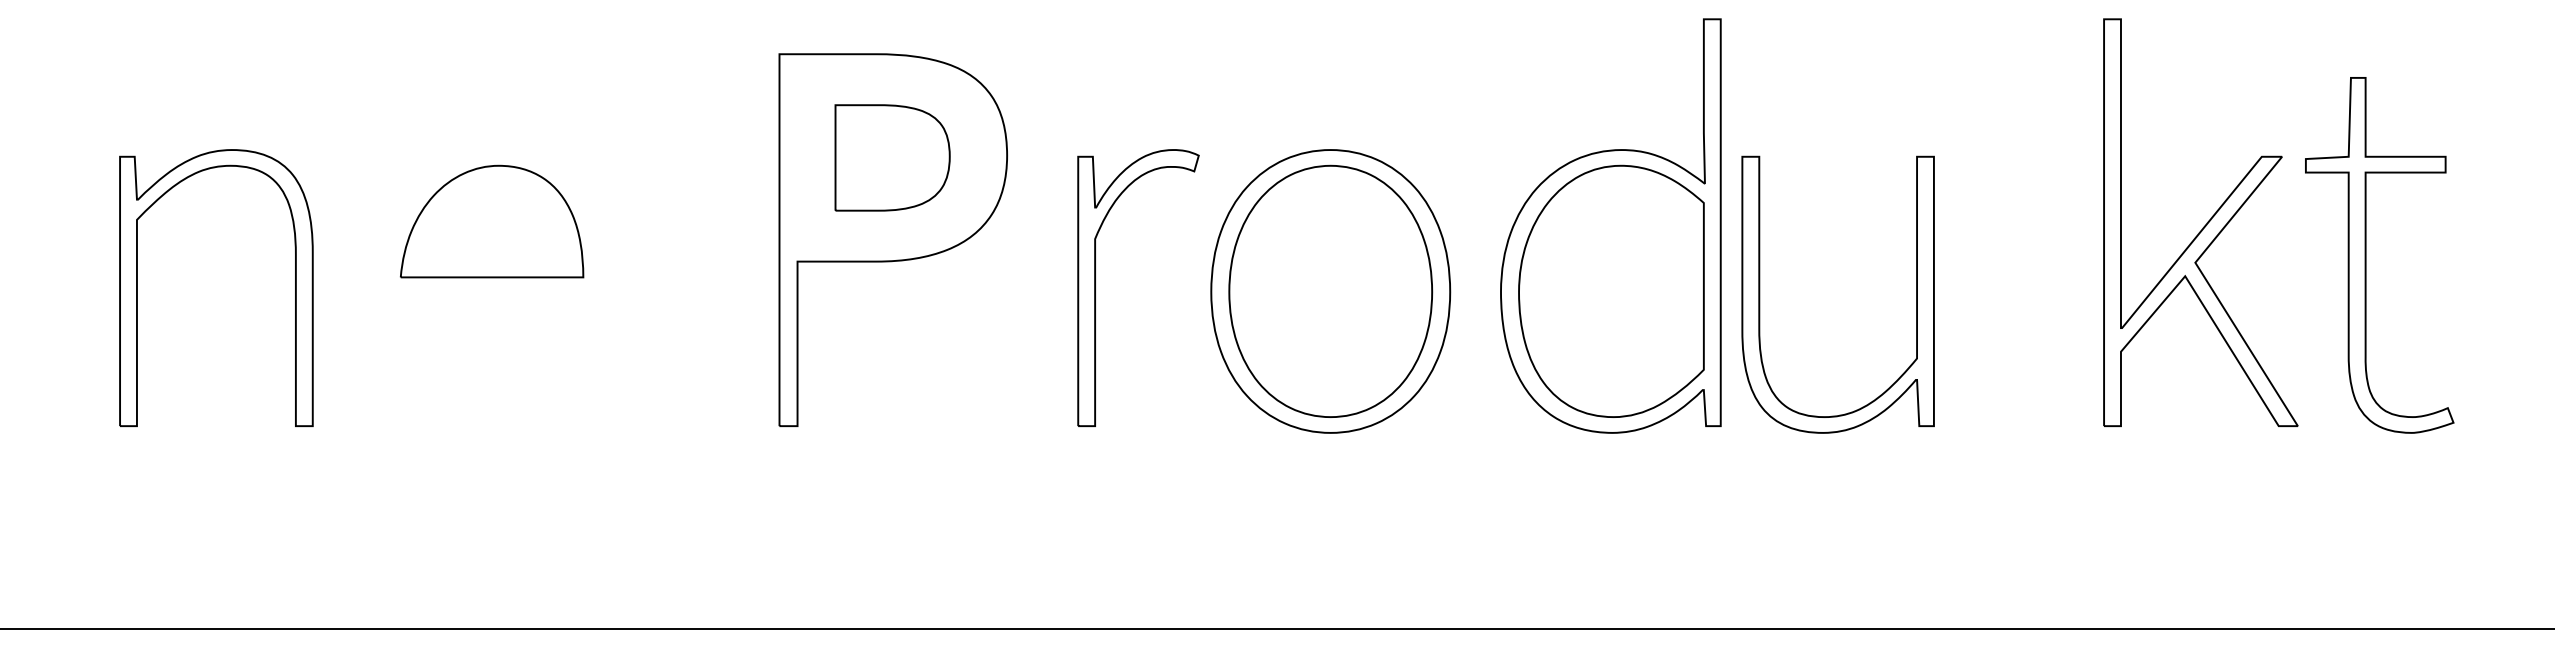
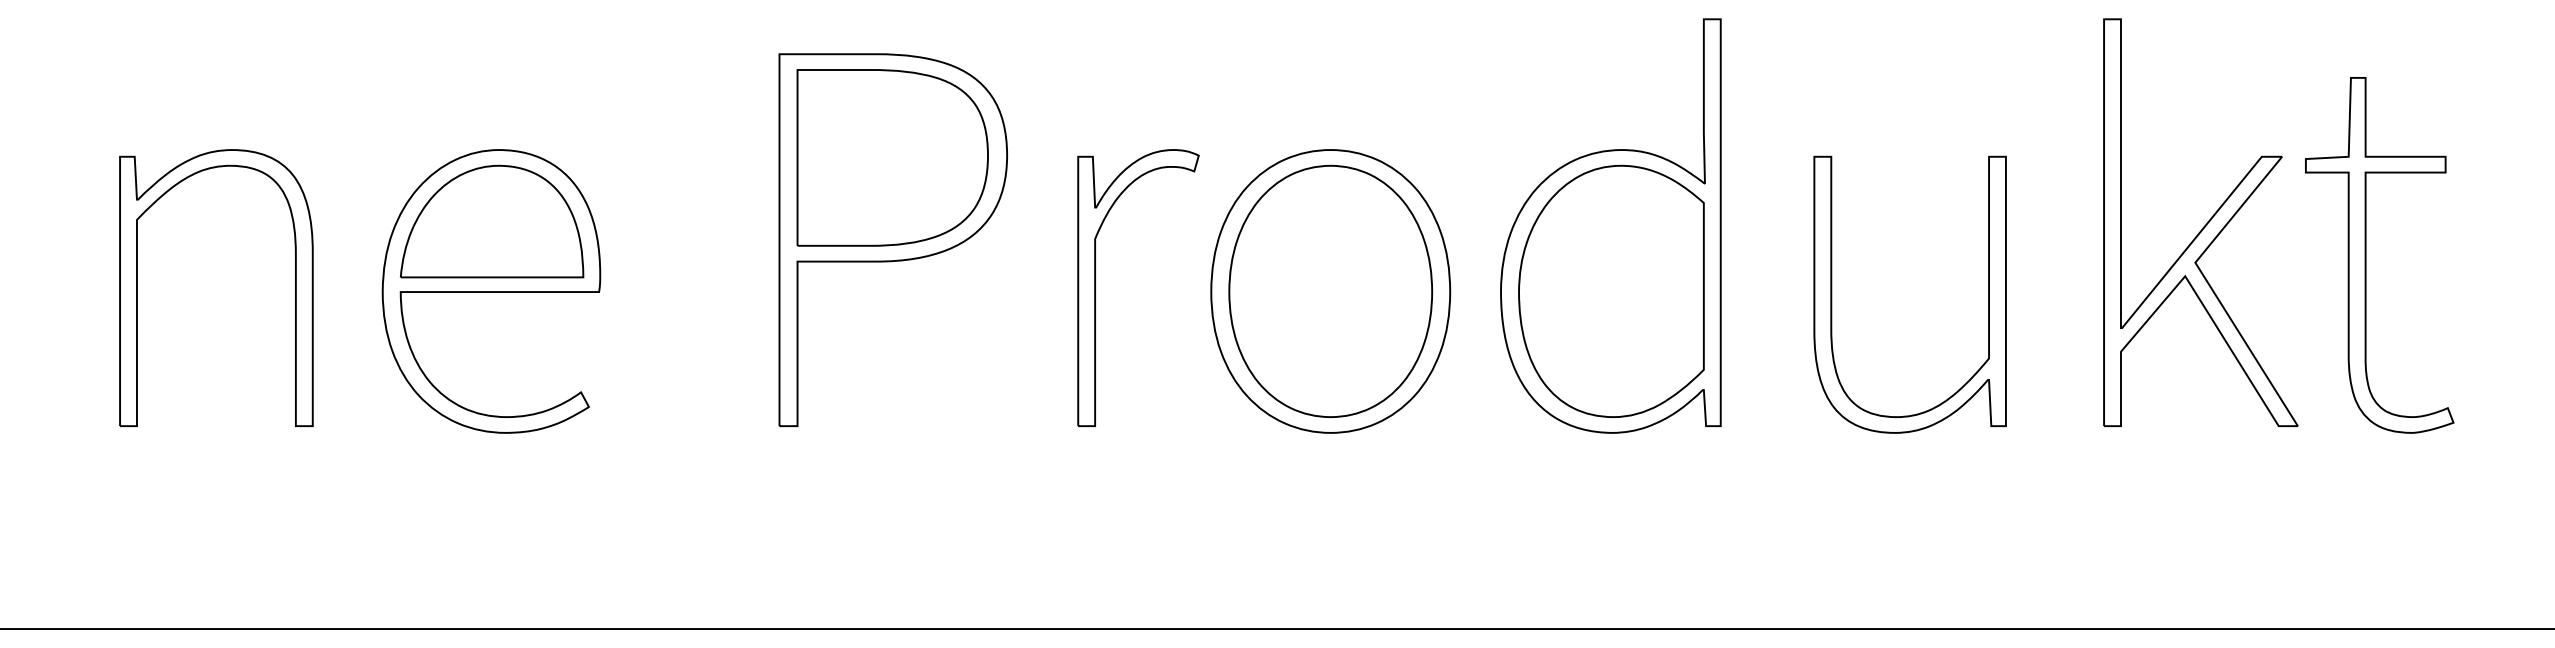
part size: 117x108 px -> 193x178 px (892, 157)
part: none -> present (491, 291)
part position: (1760, 294) -> (1832, 294) (1832, 294)
